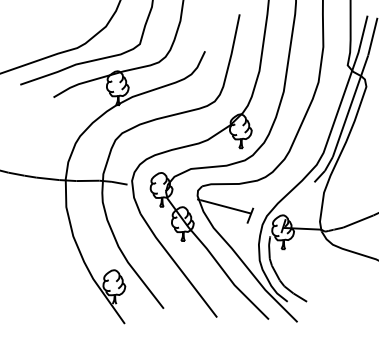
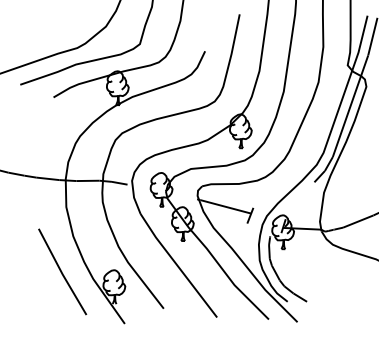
line: none -> present (62, 271)
